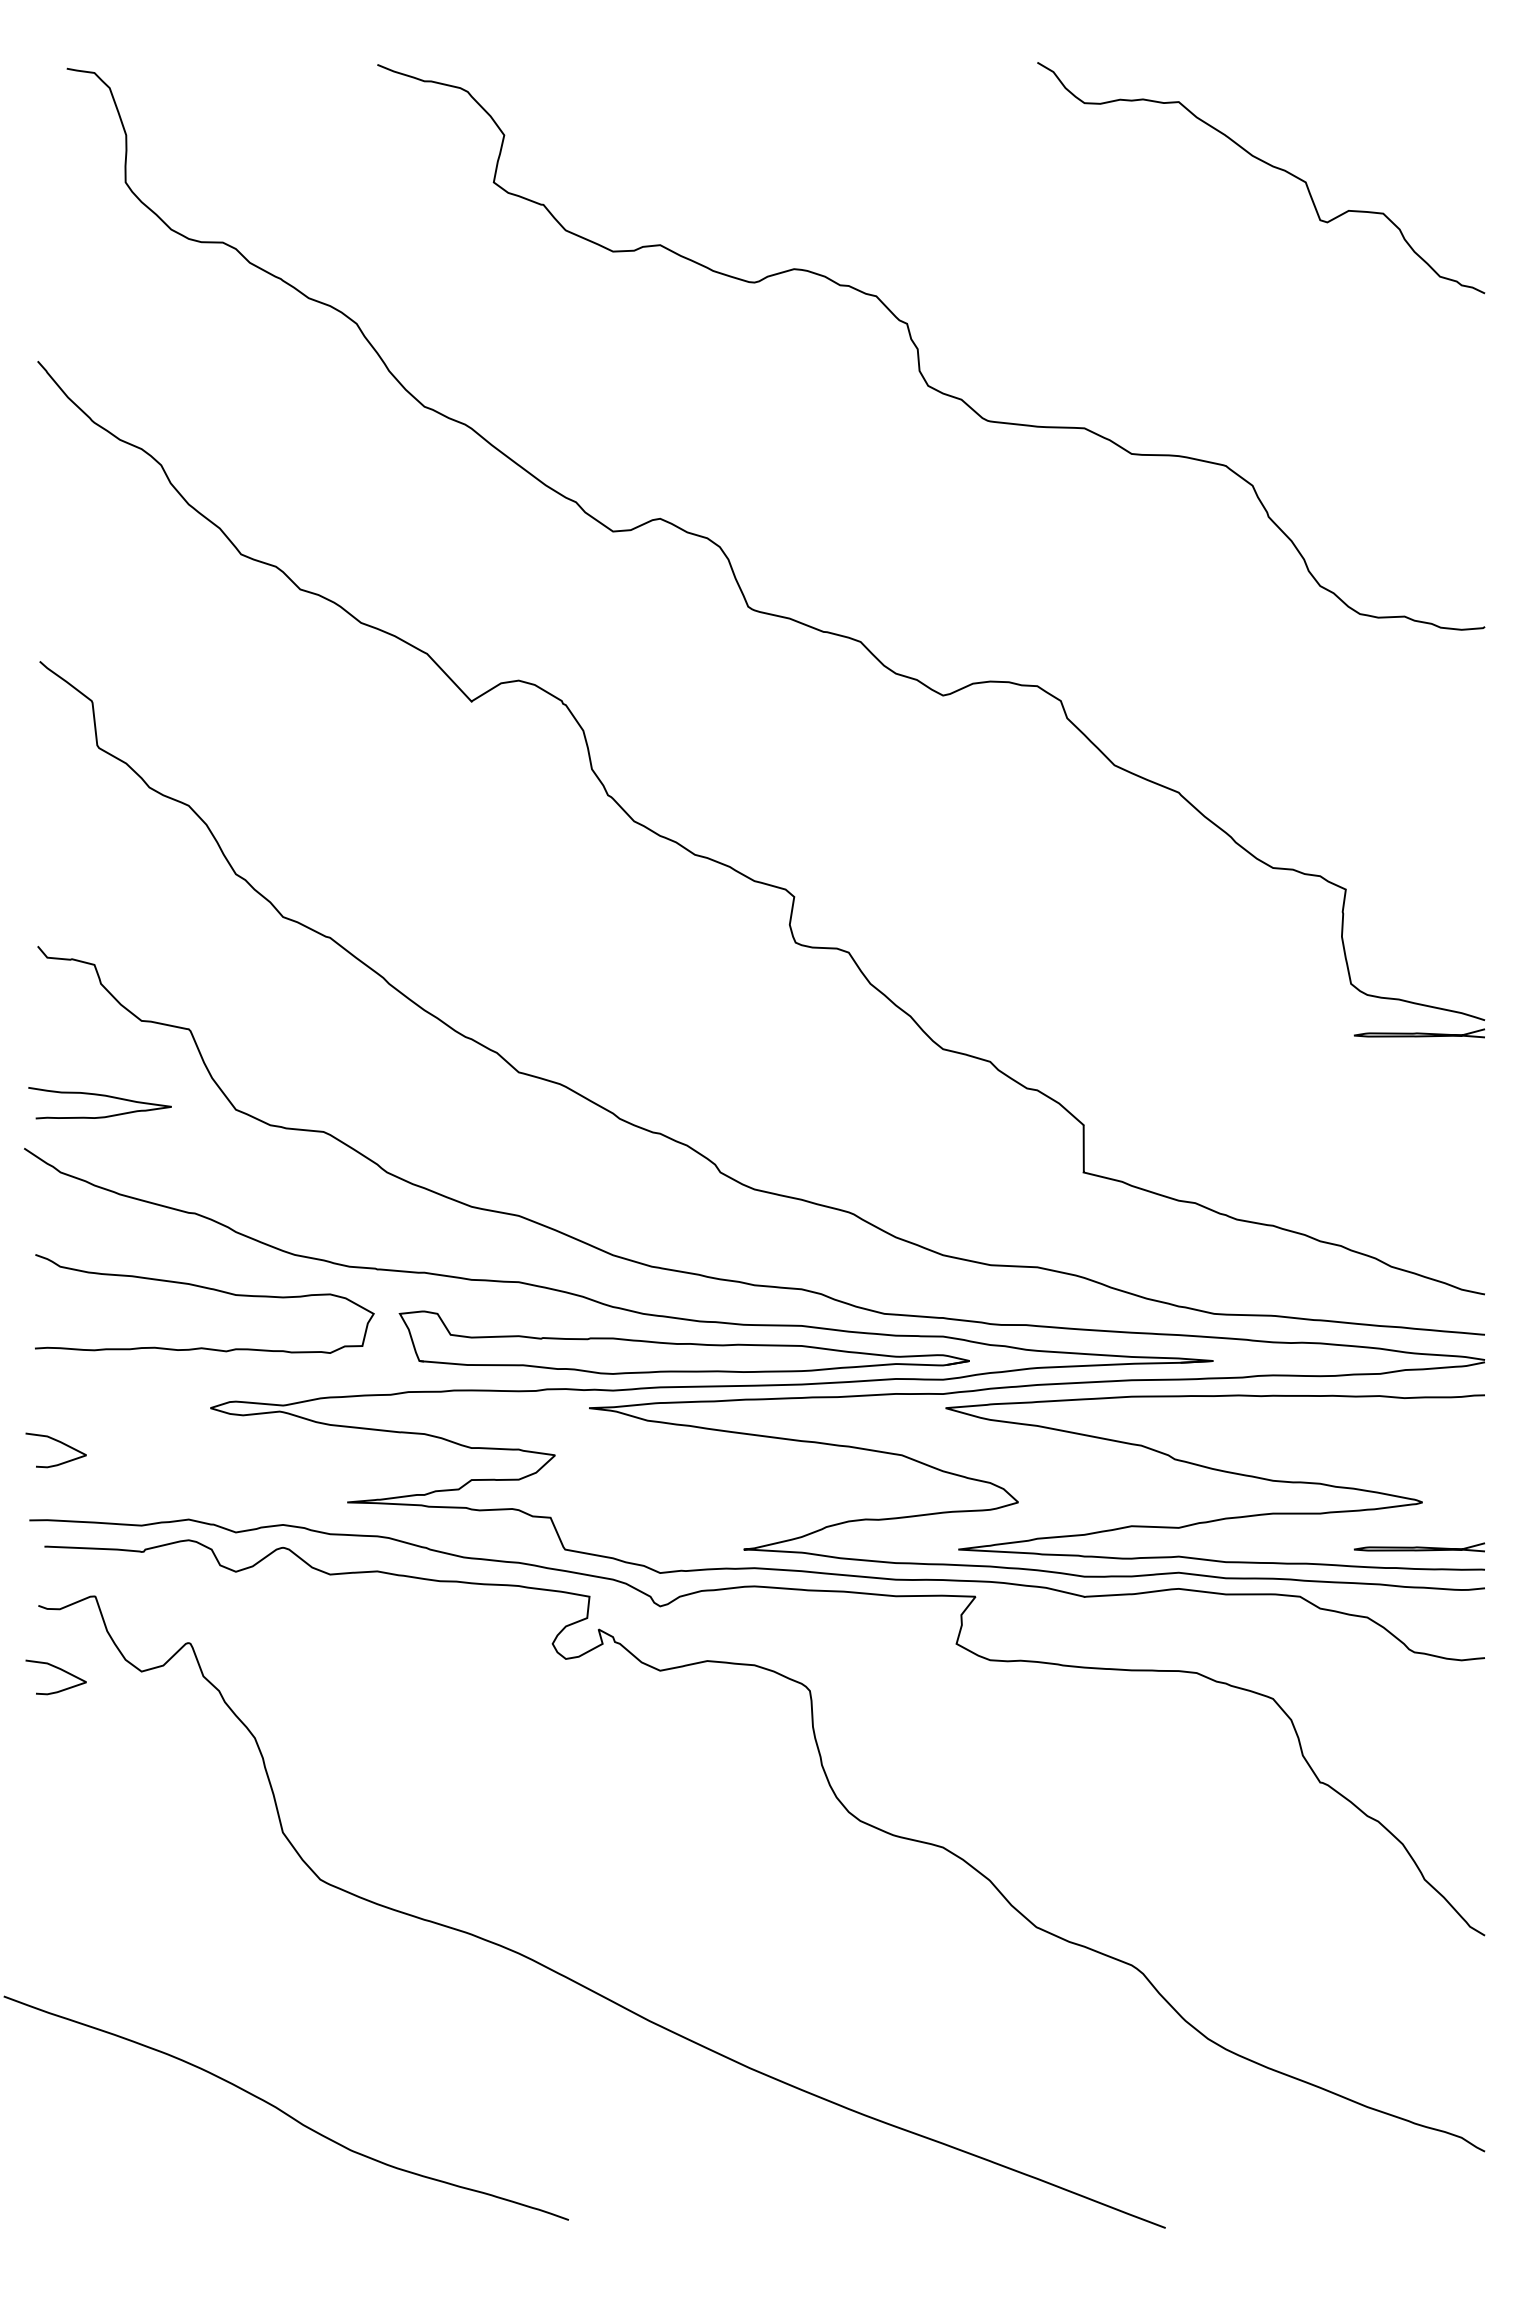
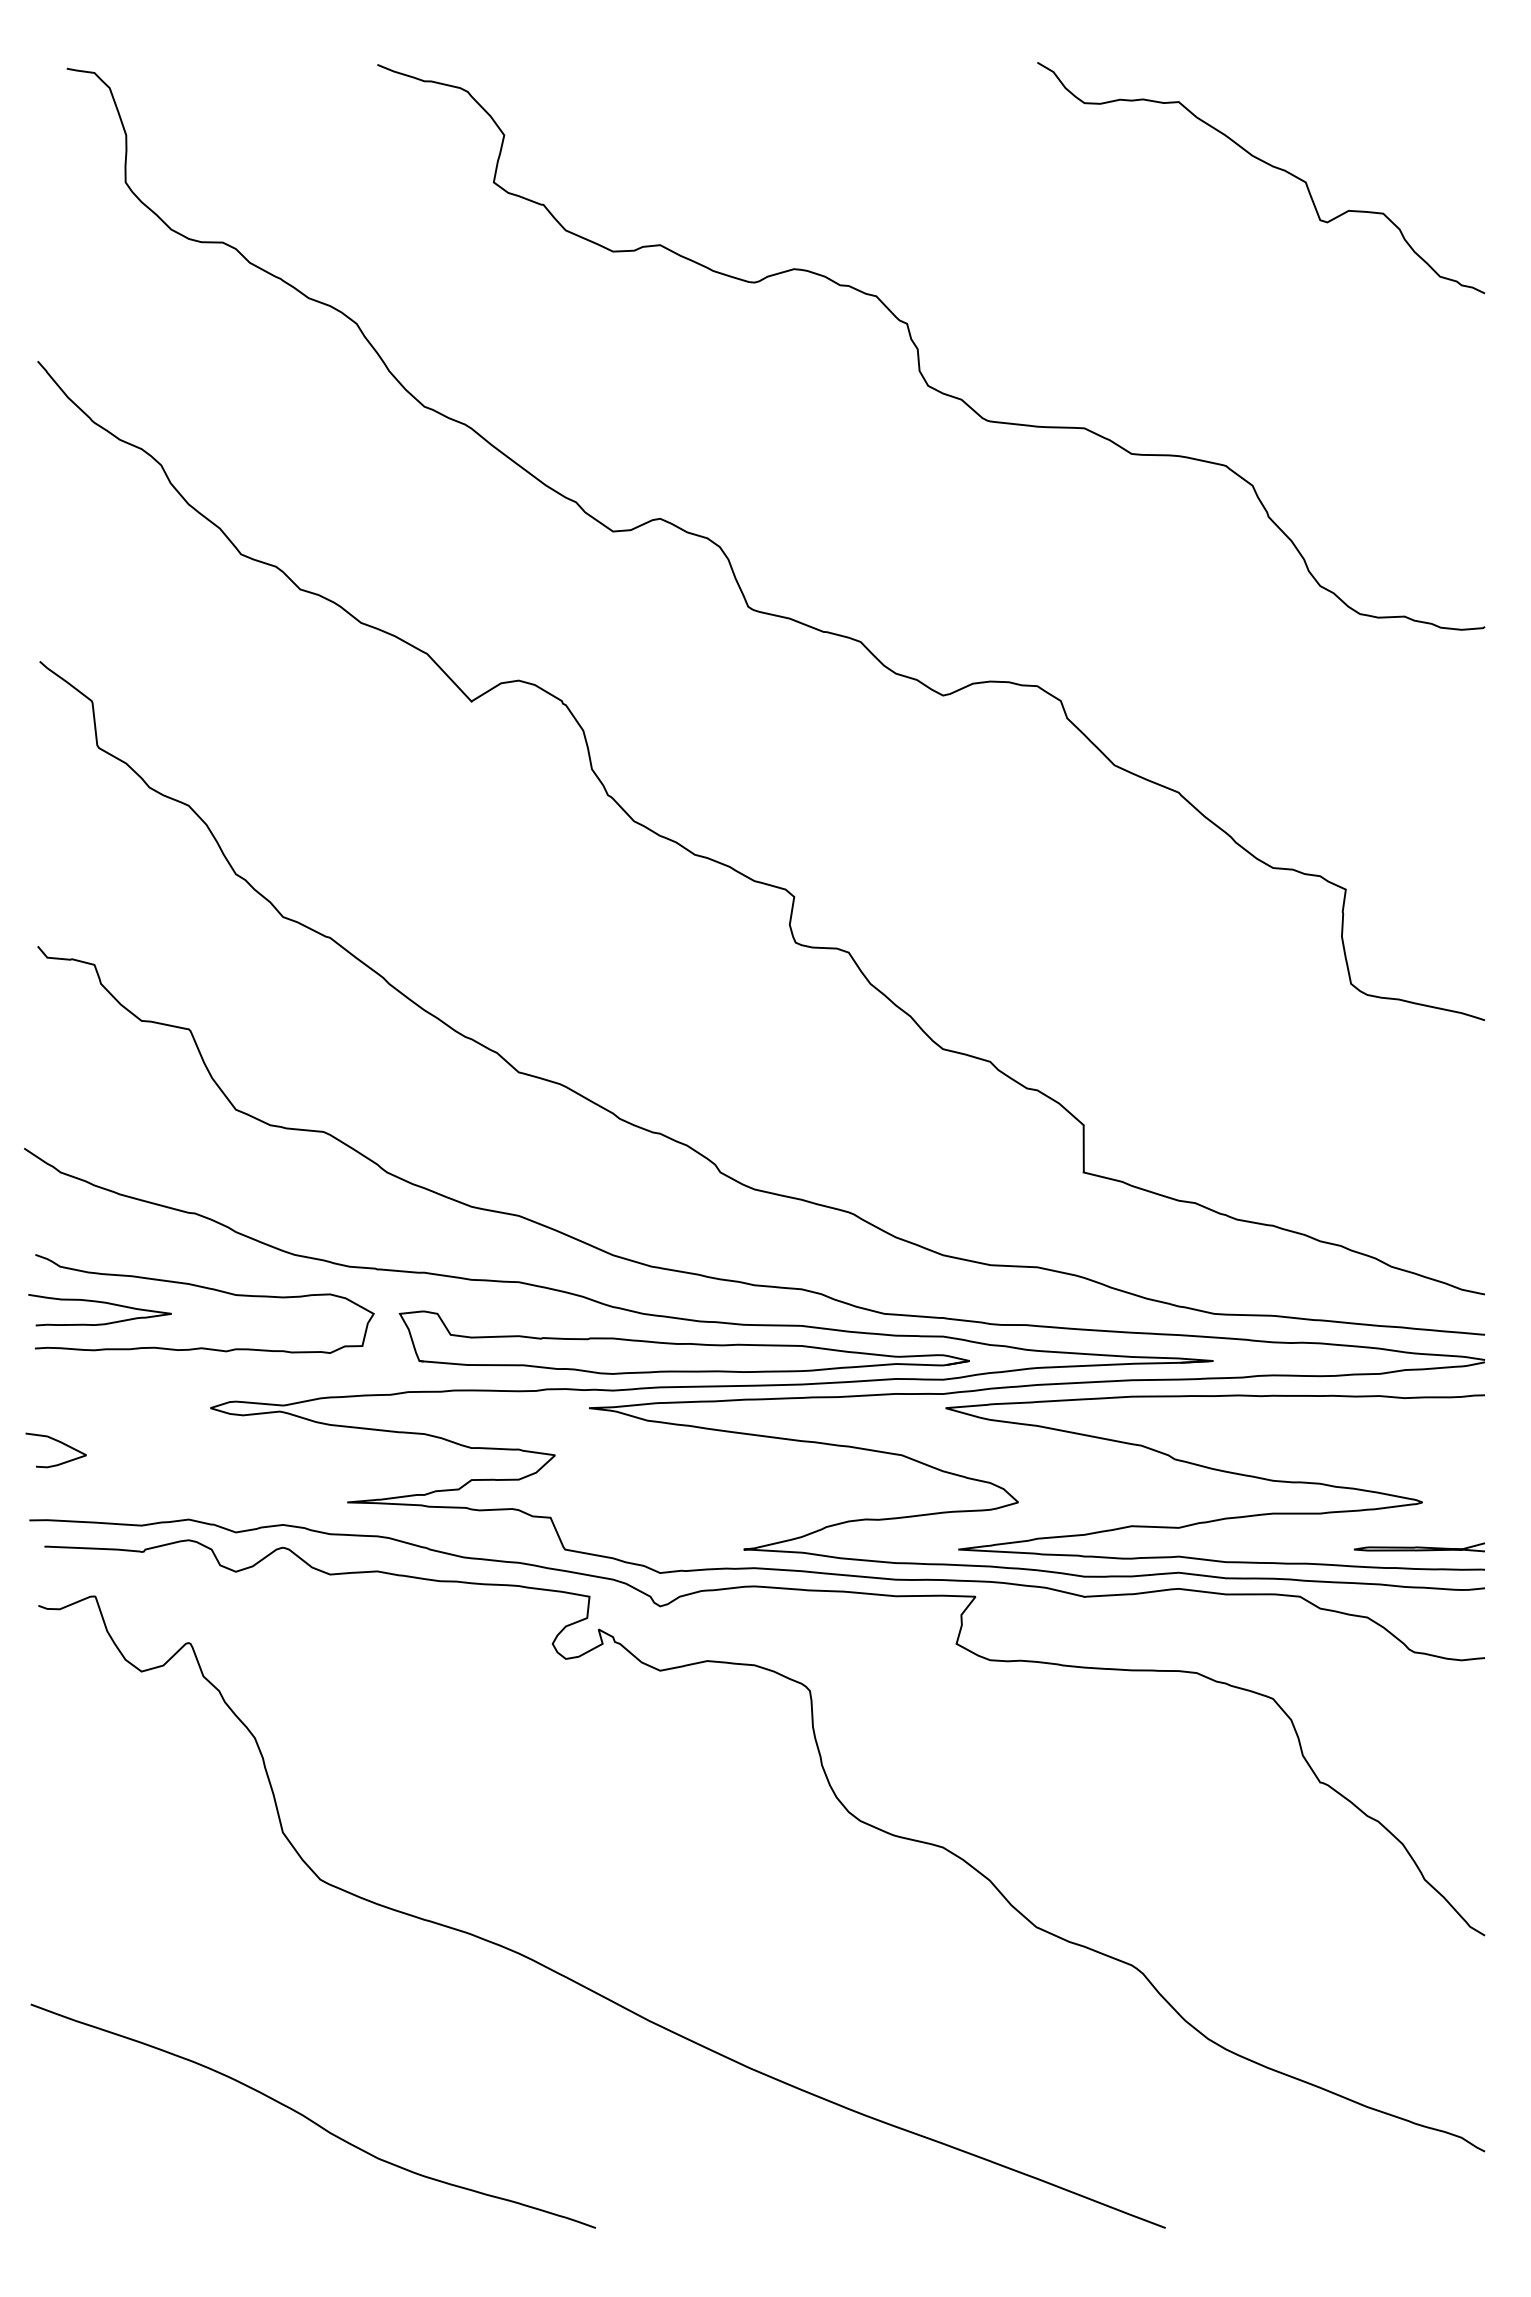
curve: present -> none (1418, 1033)
curve position: (101, 1096) -> (101, 1303) (101, 1303)
curve: present -> none (58, 1669)
curve position: (284, 2111) -> (311, 2119) (311, 2119)
